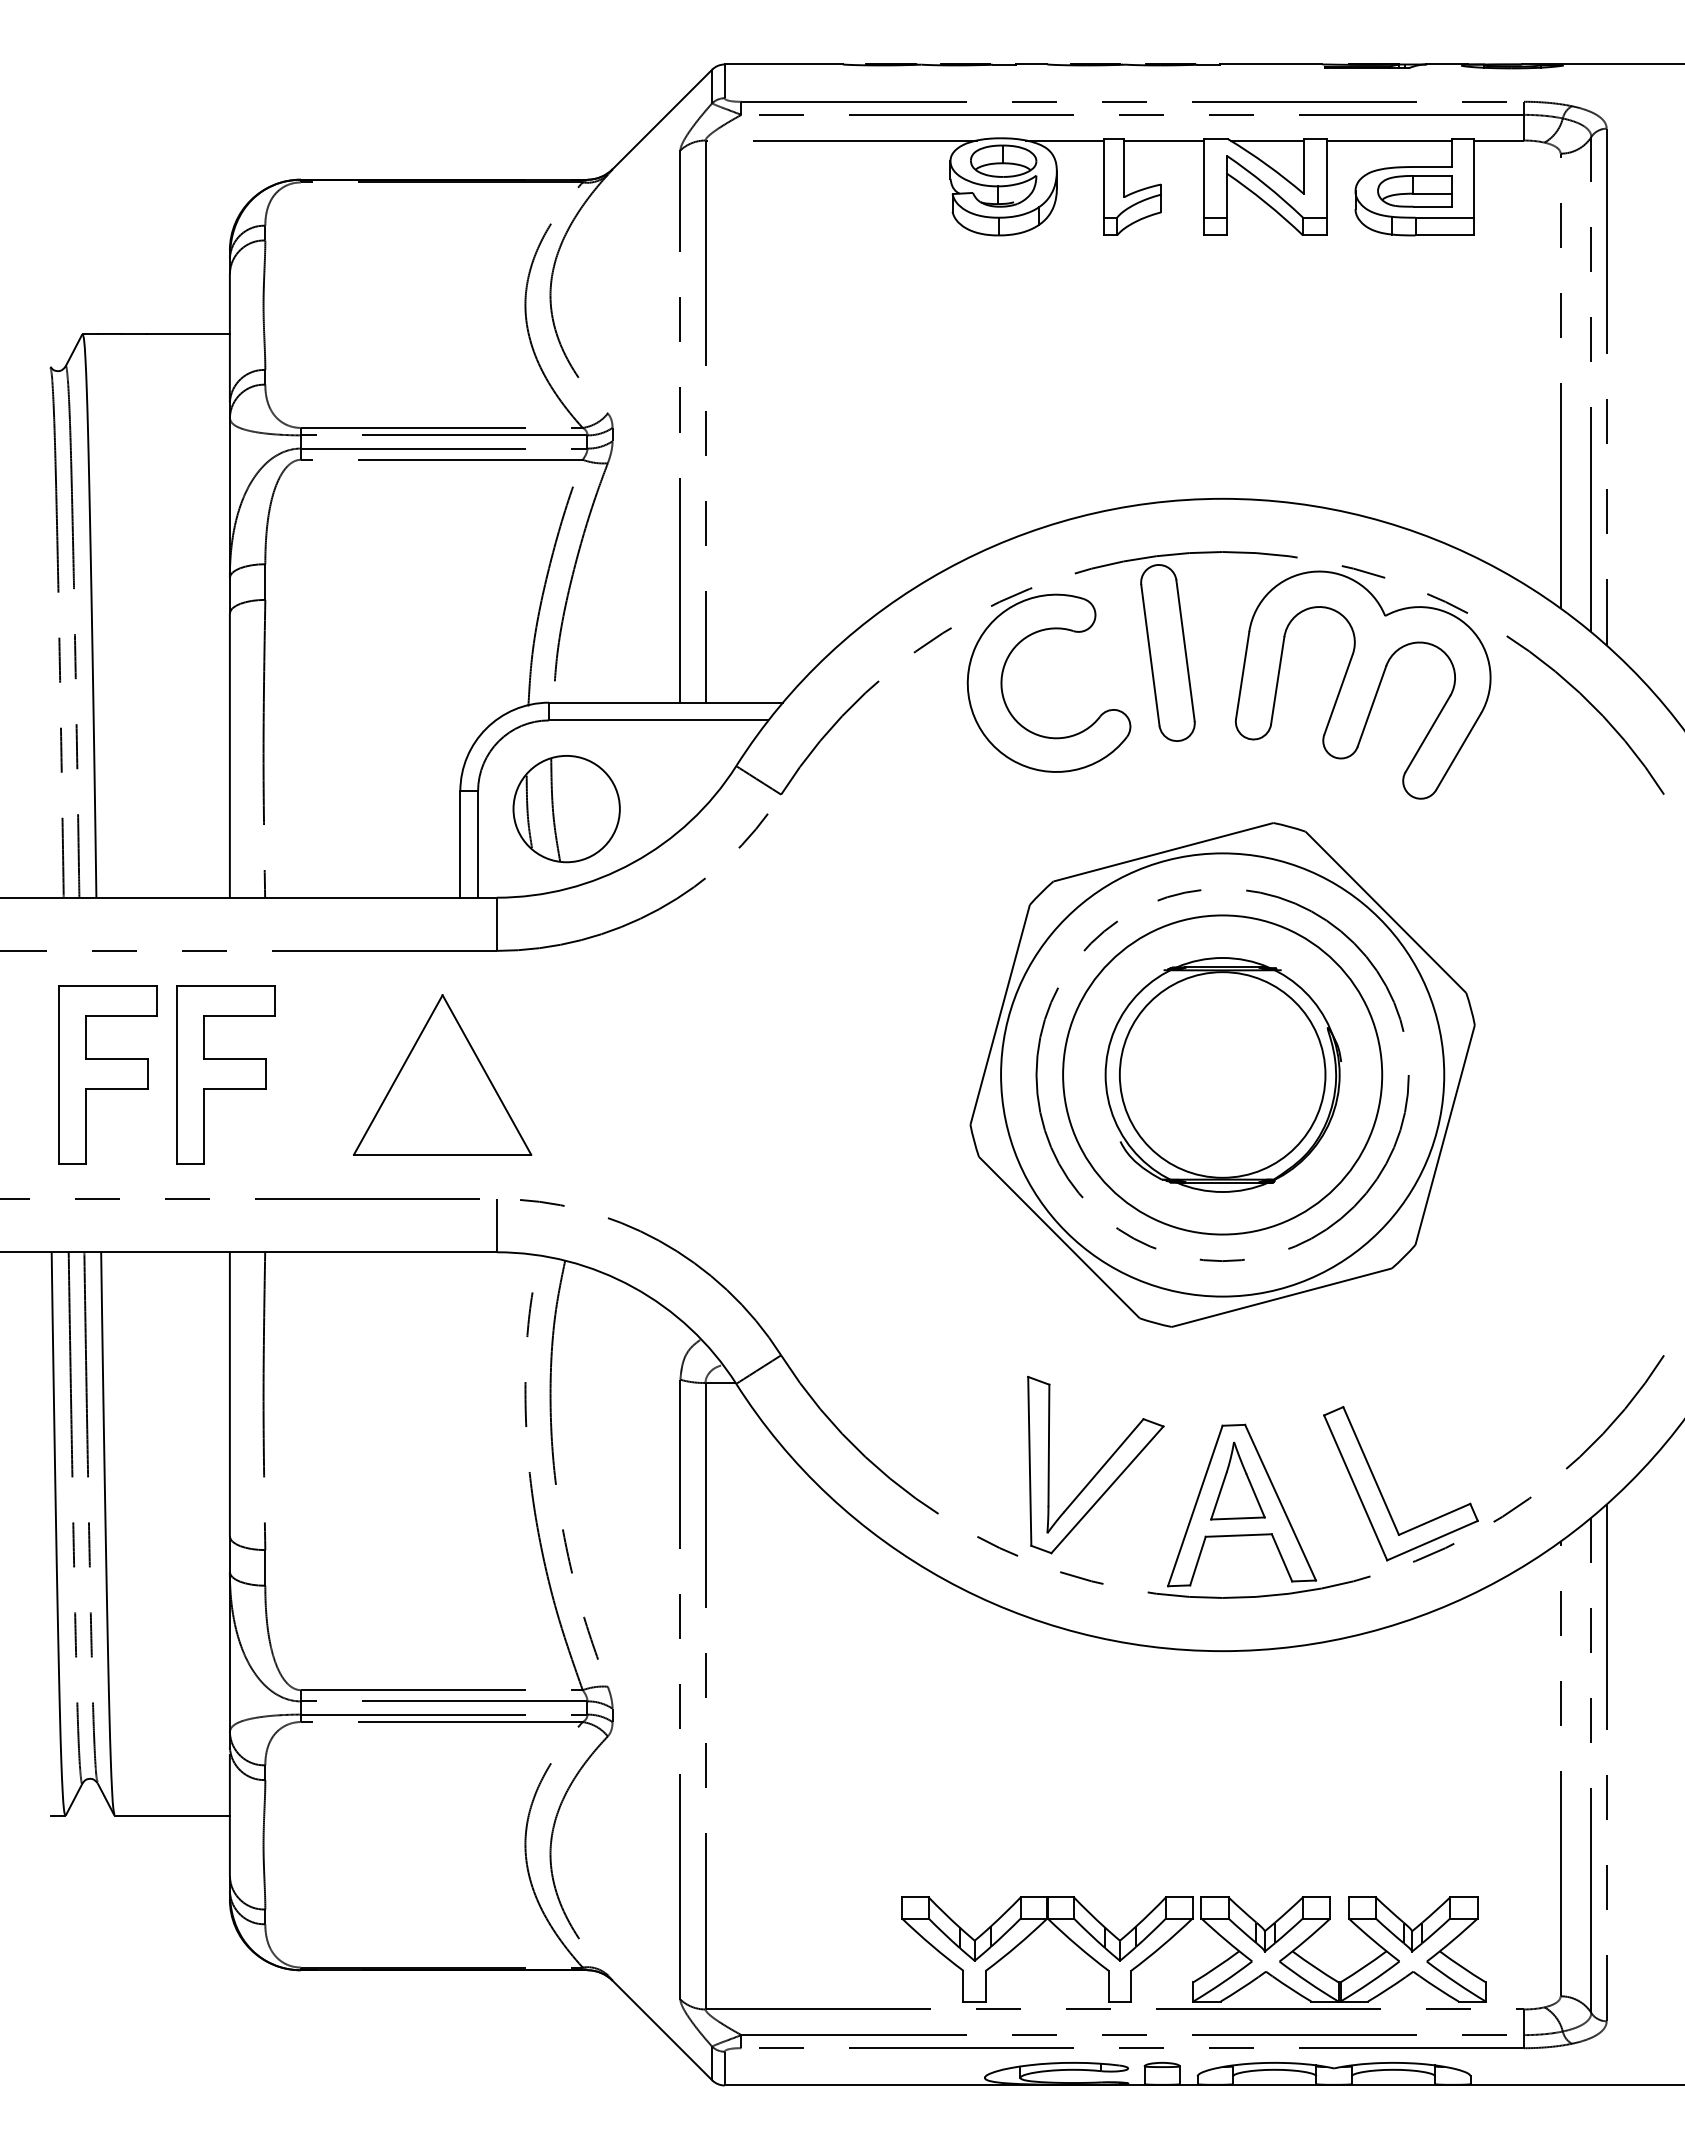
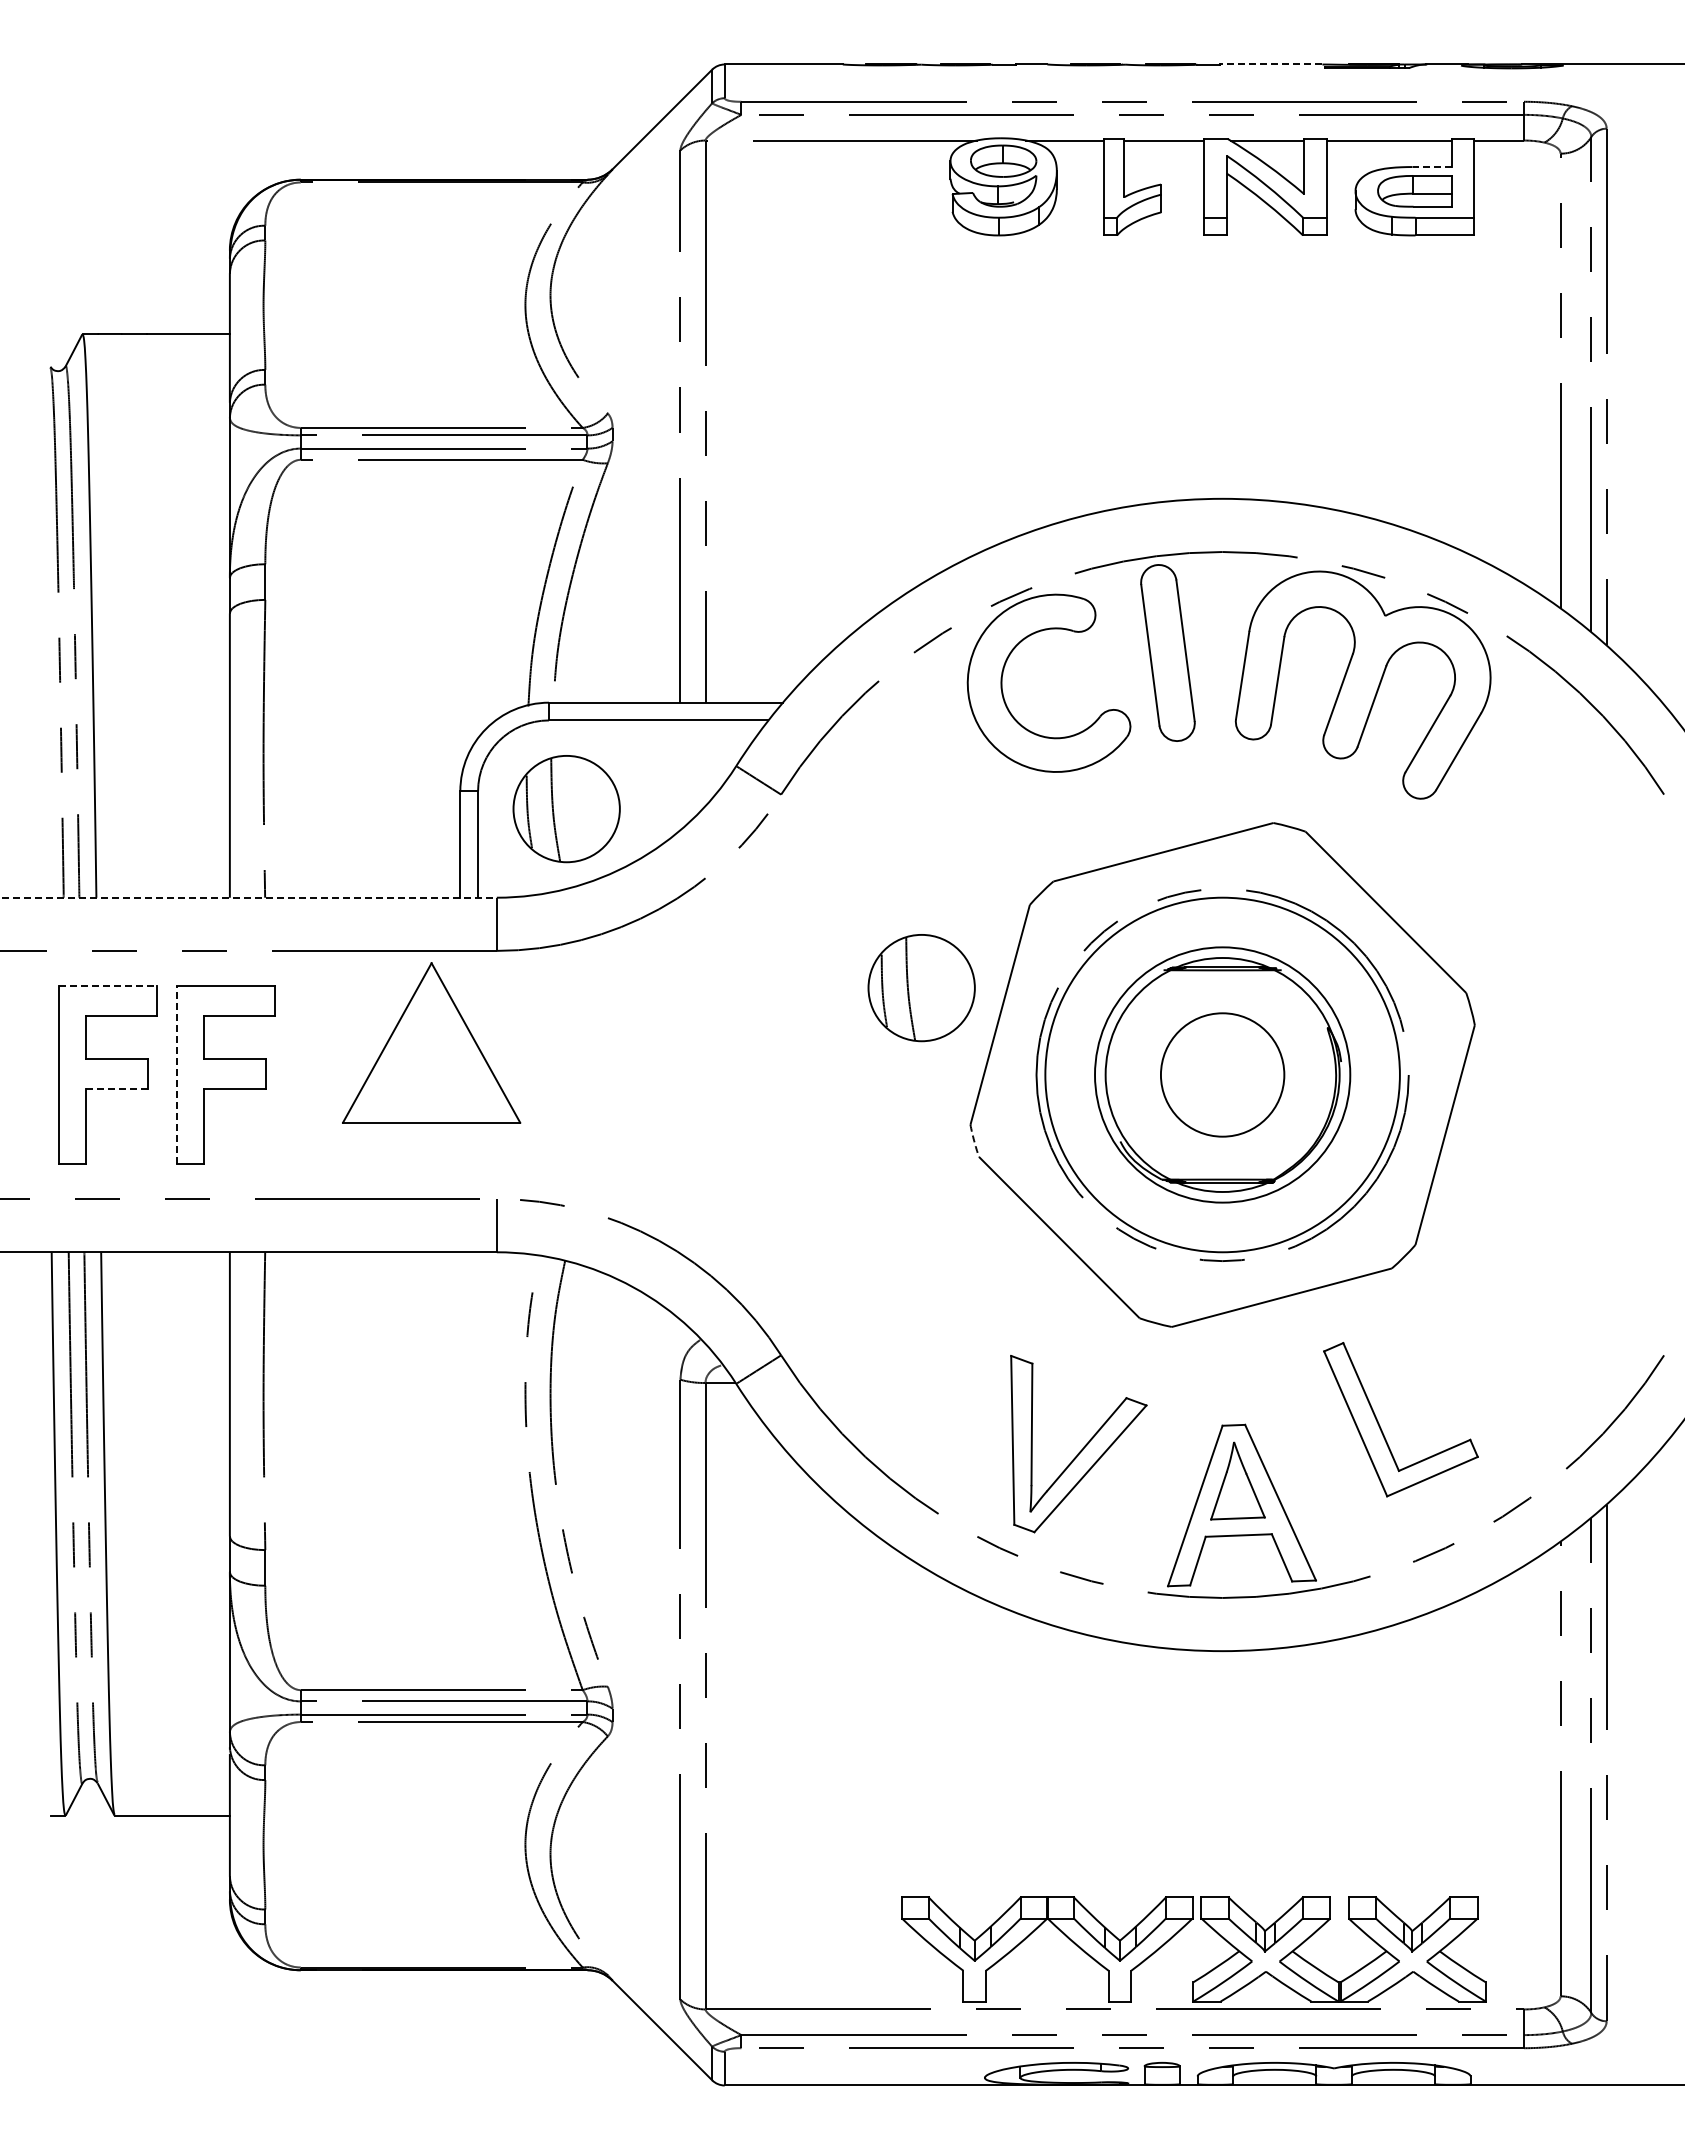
line: solid -> dashed (1270, 64)
line: solid -> dashed (1432, 167)
line: solid -> dashed (249, 897)
line: solid -> dashed (107, 986)
part: none -> present (921, 988)
line: solid -> dashed (177, 1074)
part position: (442, 1074) -> (431, 1042) (431, 1042)
circle diameter: 206 px -> 123 px (1222, 1074)
circle diameter: 319 px -> 255 px (1222, 1074)
circle diameter: 443 px -> 355 px (1222, 1074)
line: solid -> dashed (116, 1088)
arc: solid -> dashed (974, 1141)
part position: (1095, 1465) -> (1078, 1444) (1078, 1444)
part position: (1381, 1491) -> (1381, 1427) (1381, 1427)
